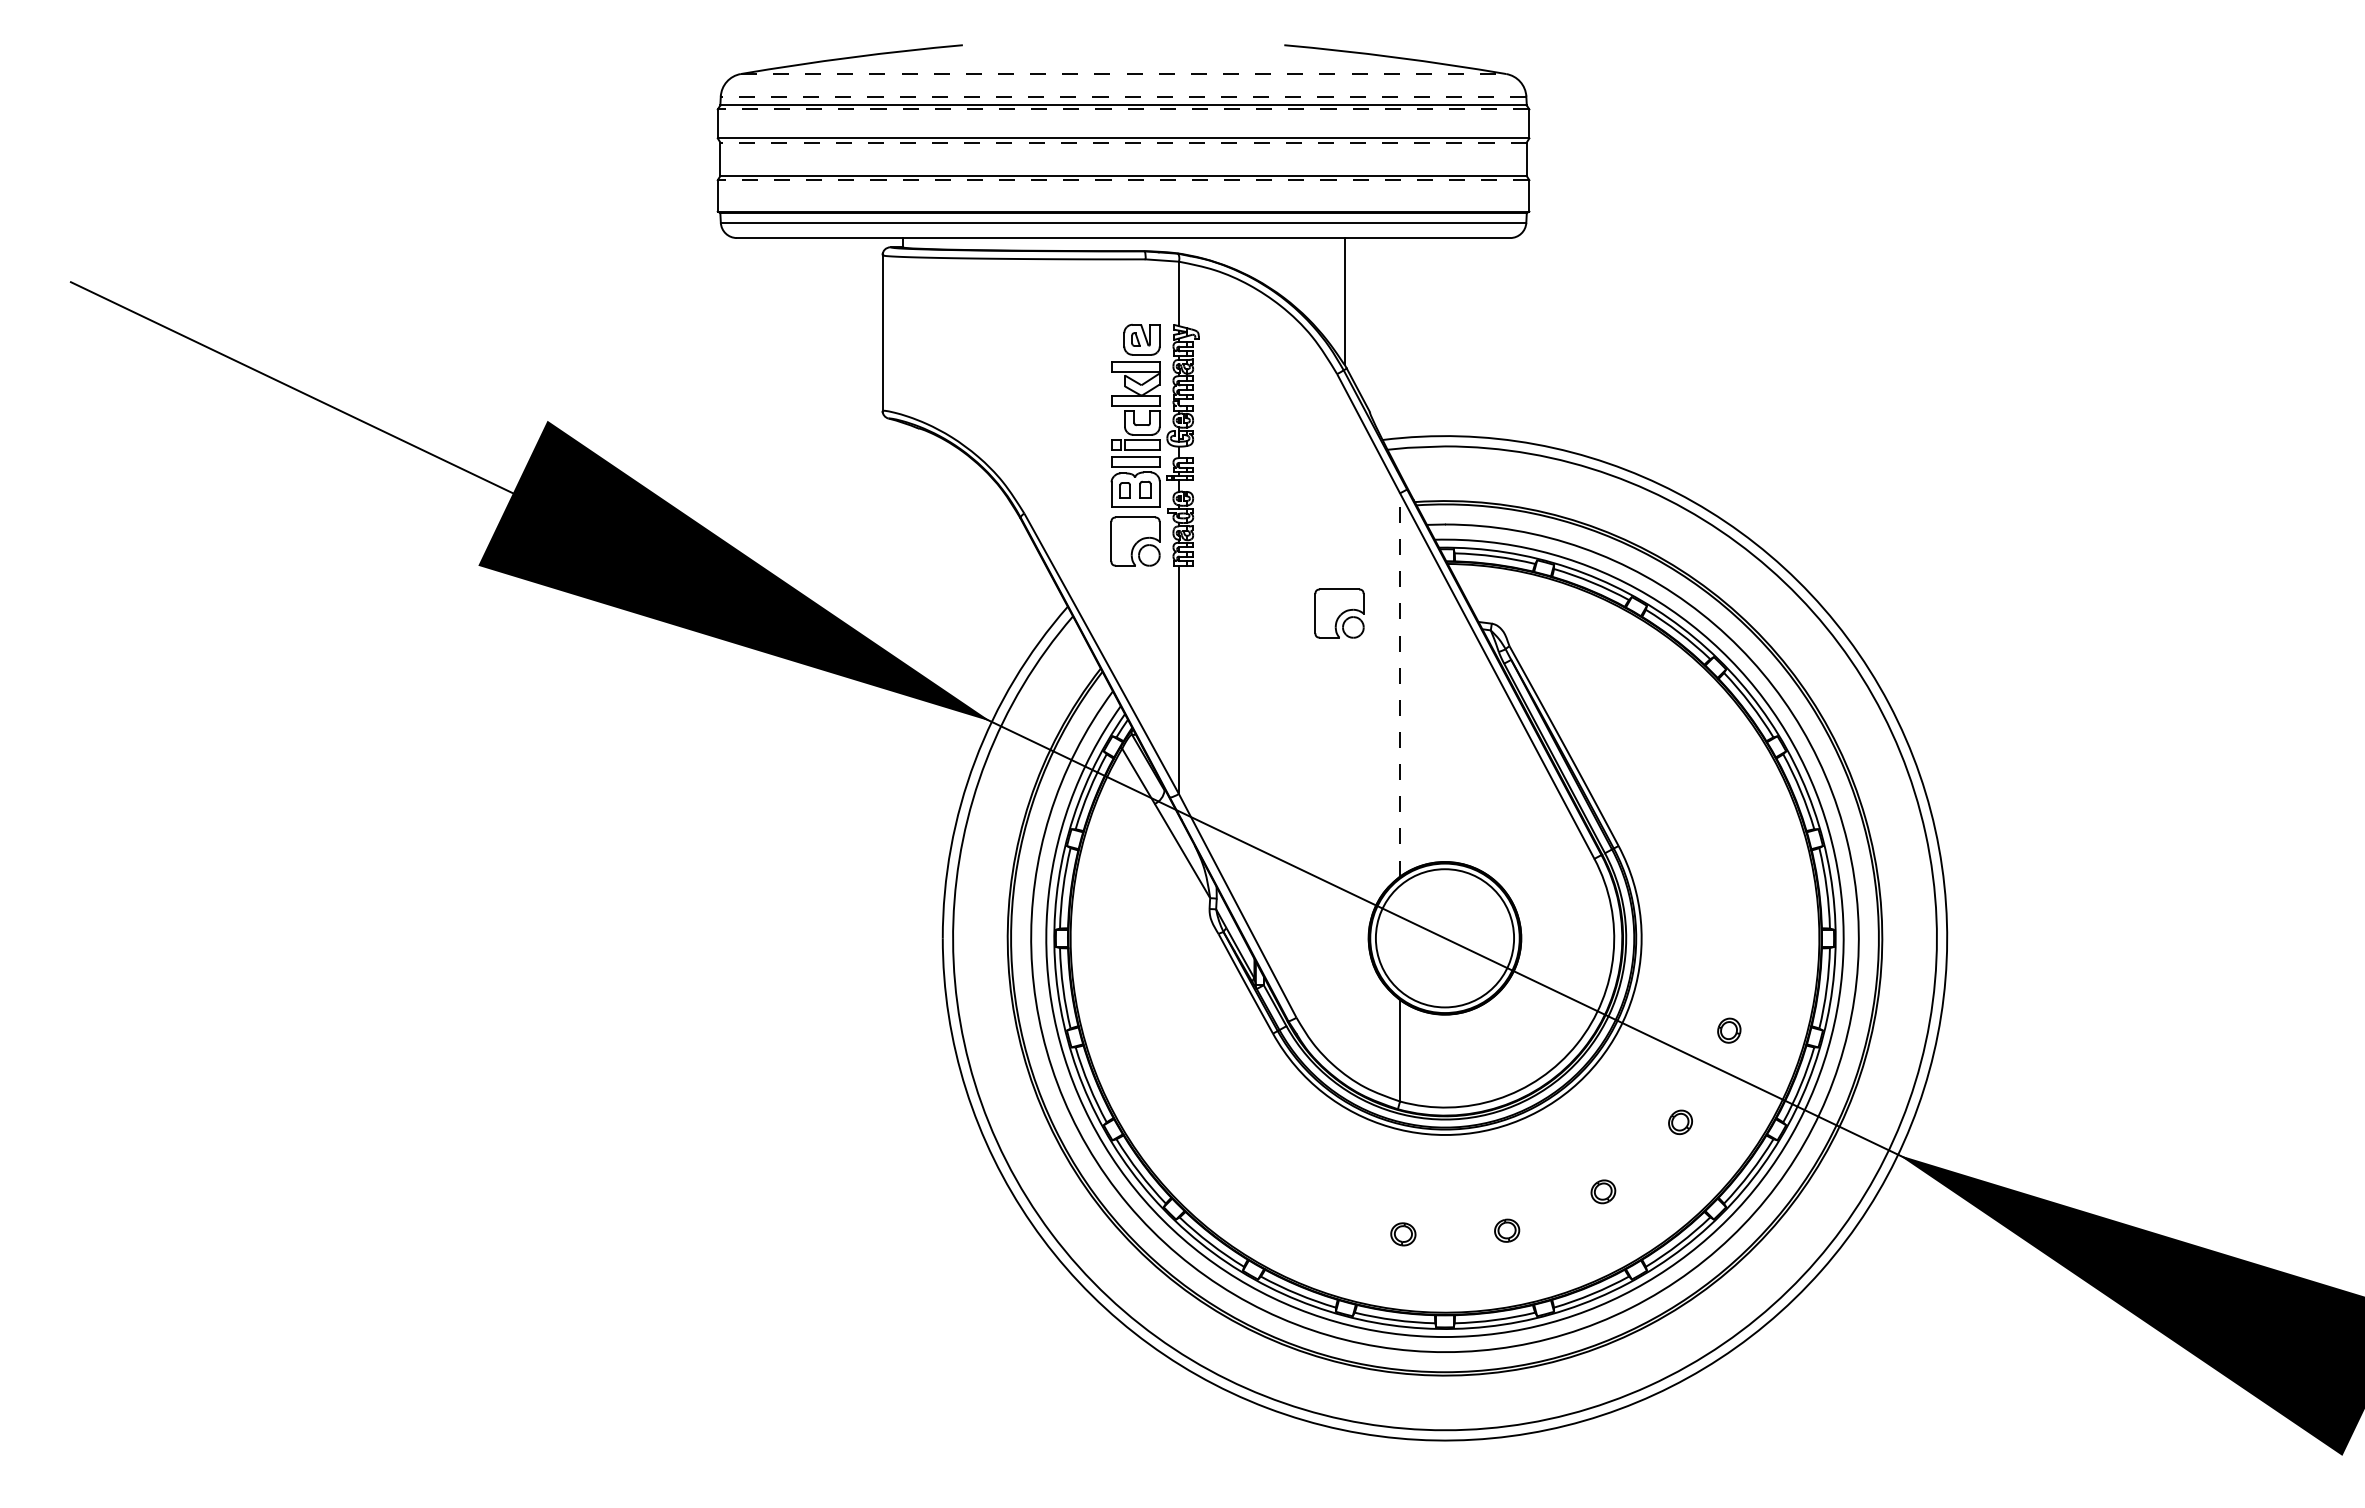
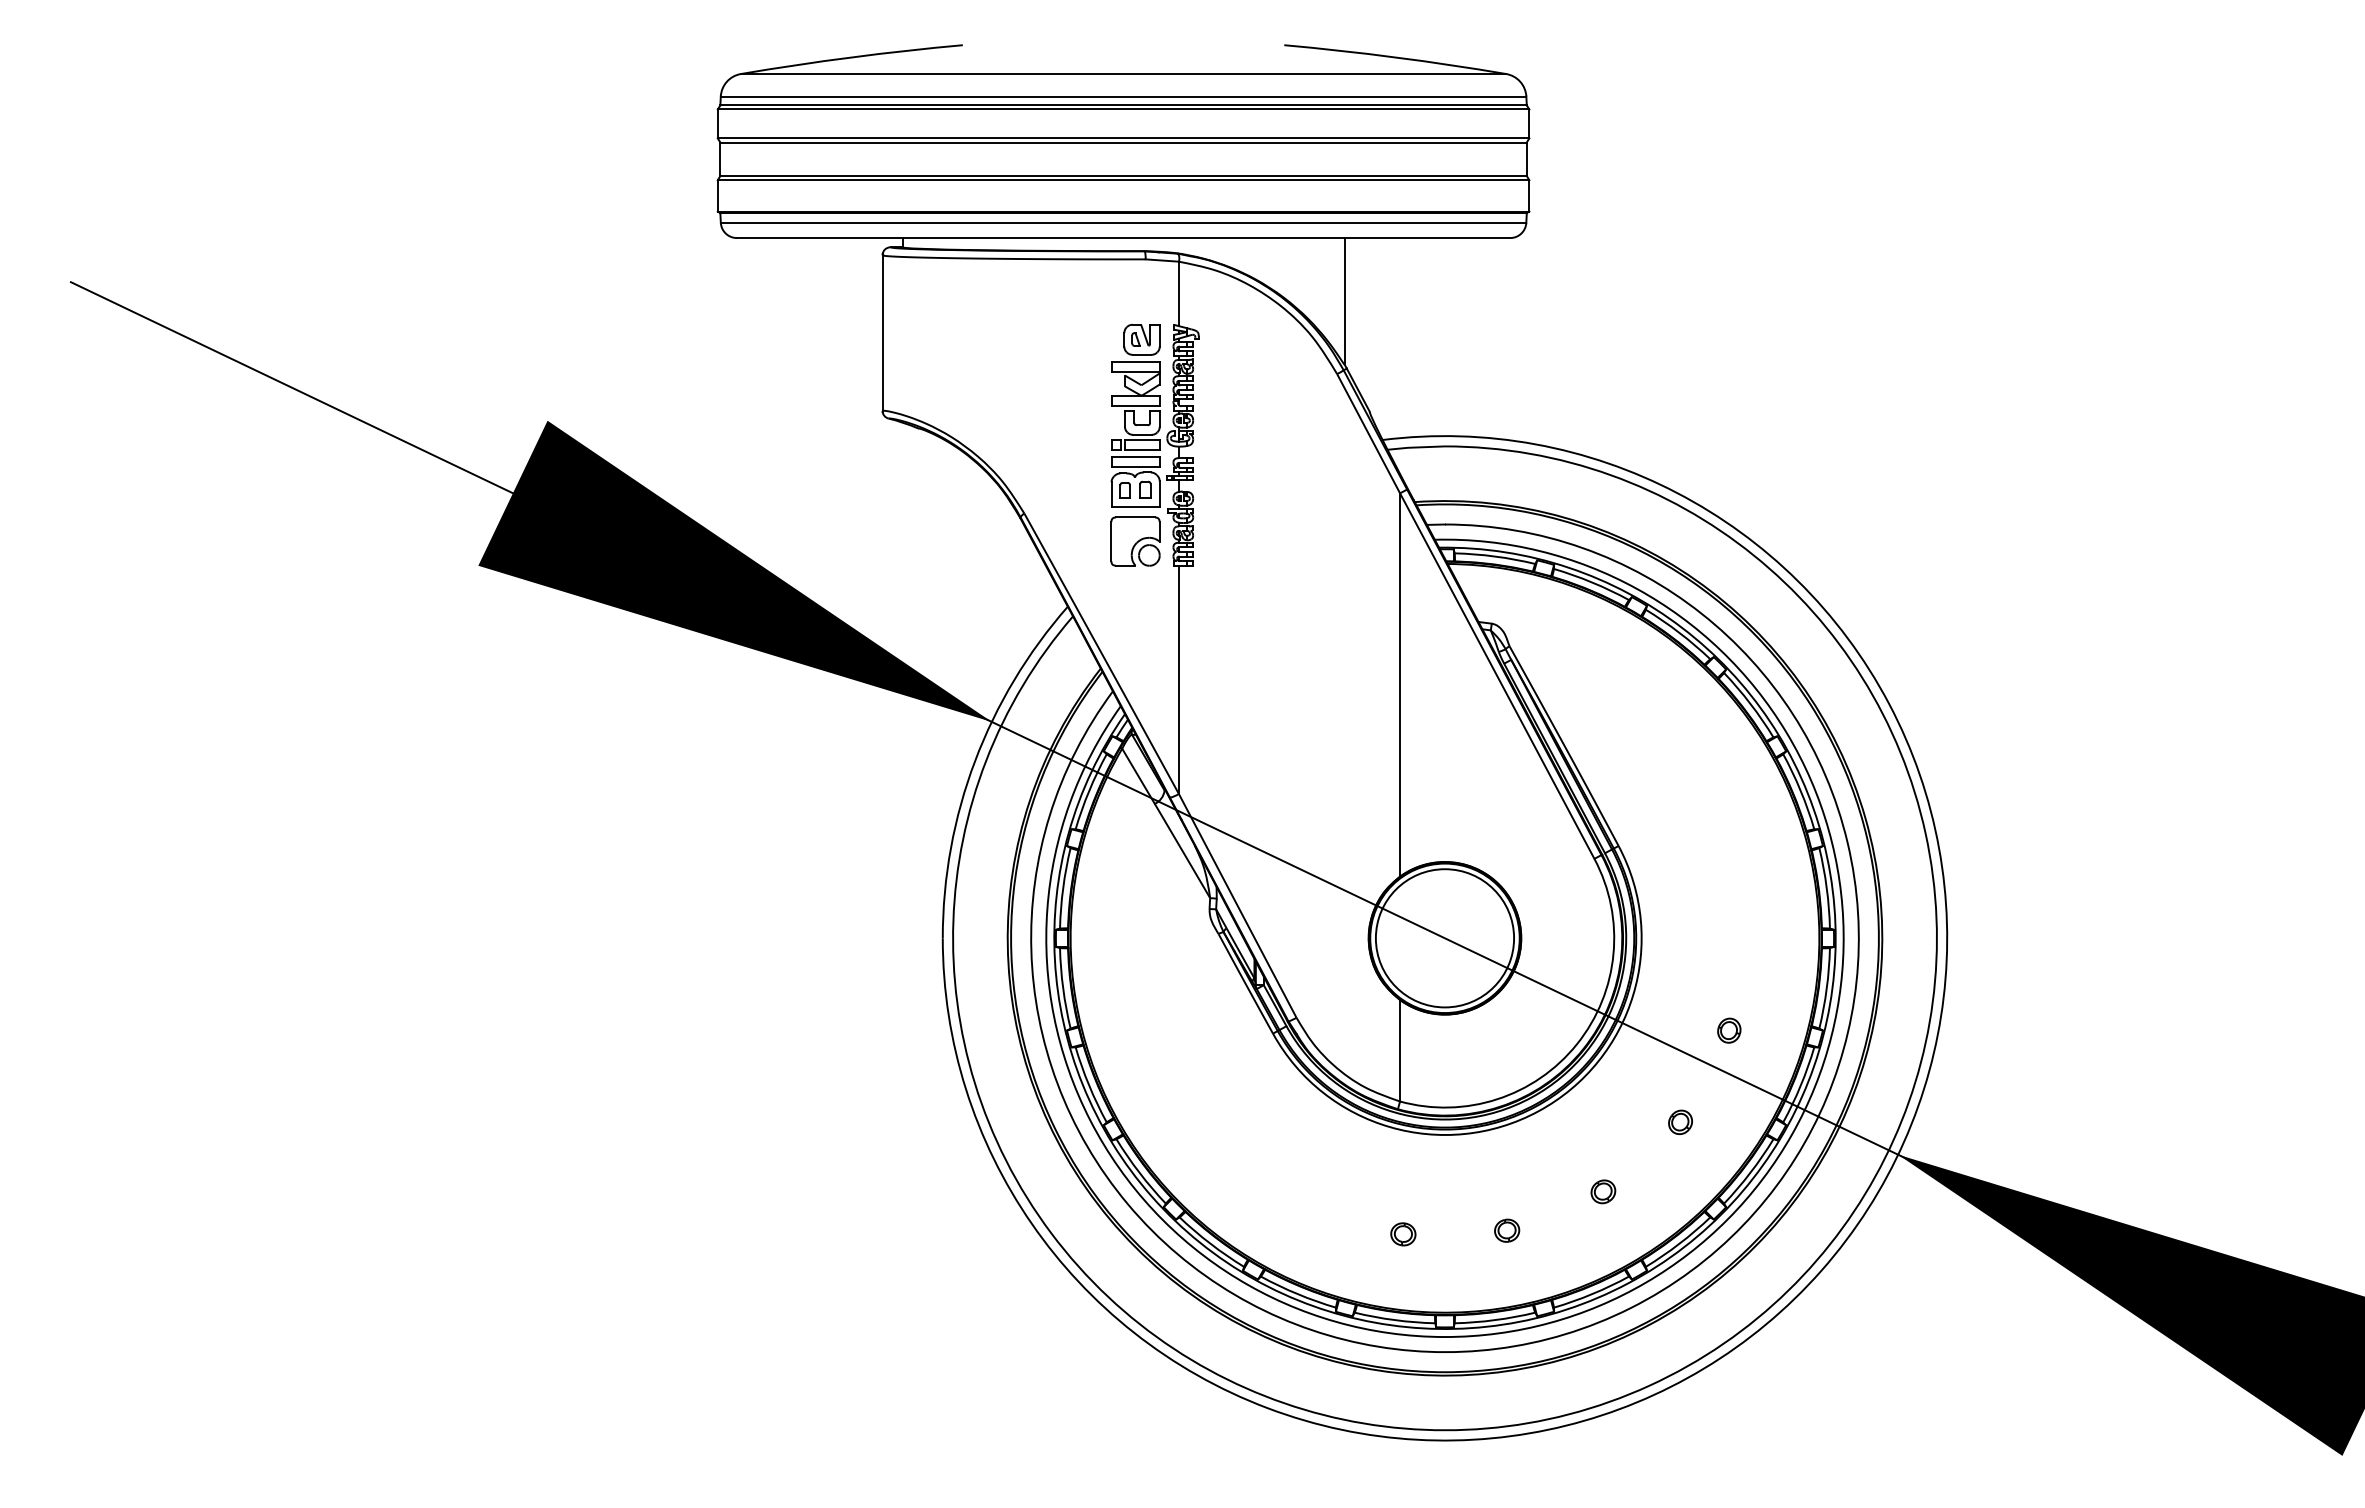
line: dashed -> solid (1123, 74)
line: dashed -> solid (1123, 96)
line: dashed -> solid (1123, 109)
line: dashed -> solid (1123, 142)
line: dashed -> solid (1123, 180)
part: present -> none (1339, 613)
line: dashed -> solid (1400, 684)
